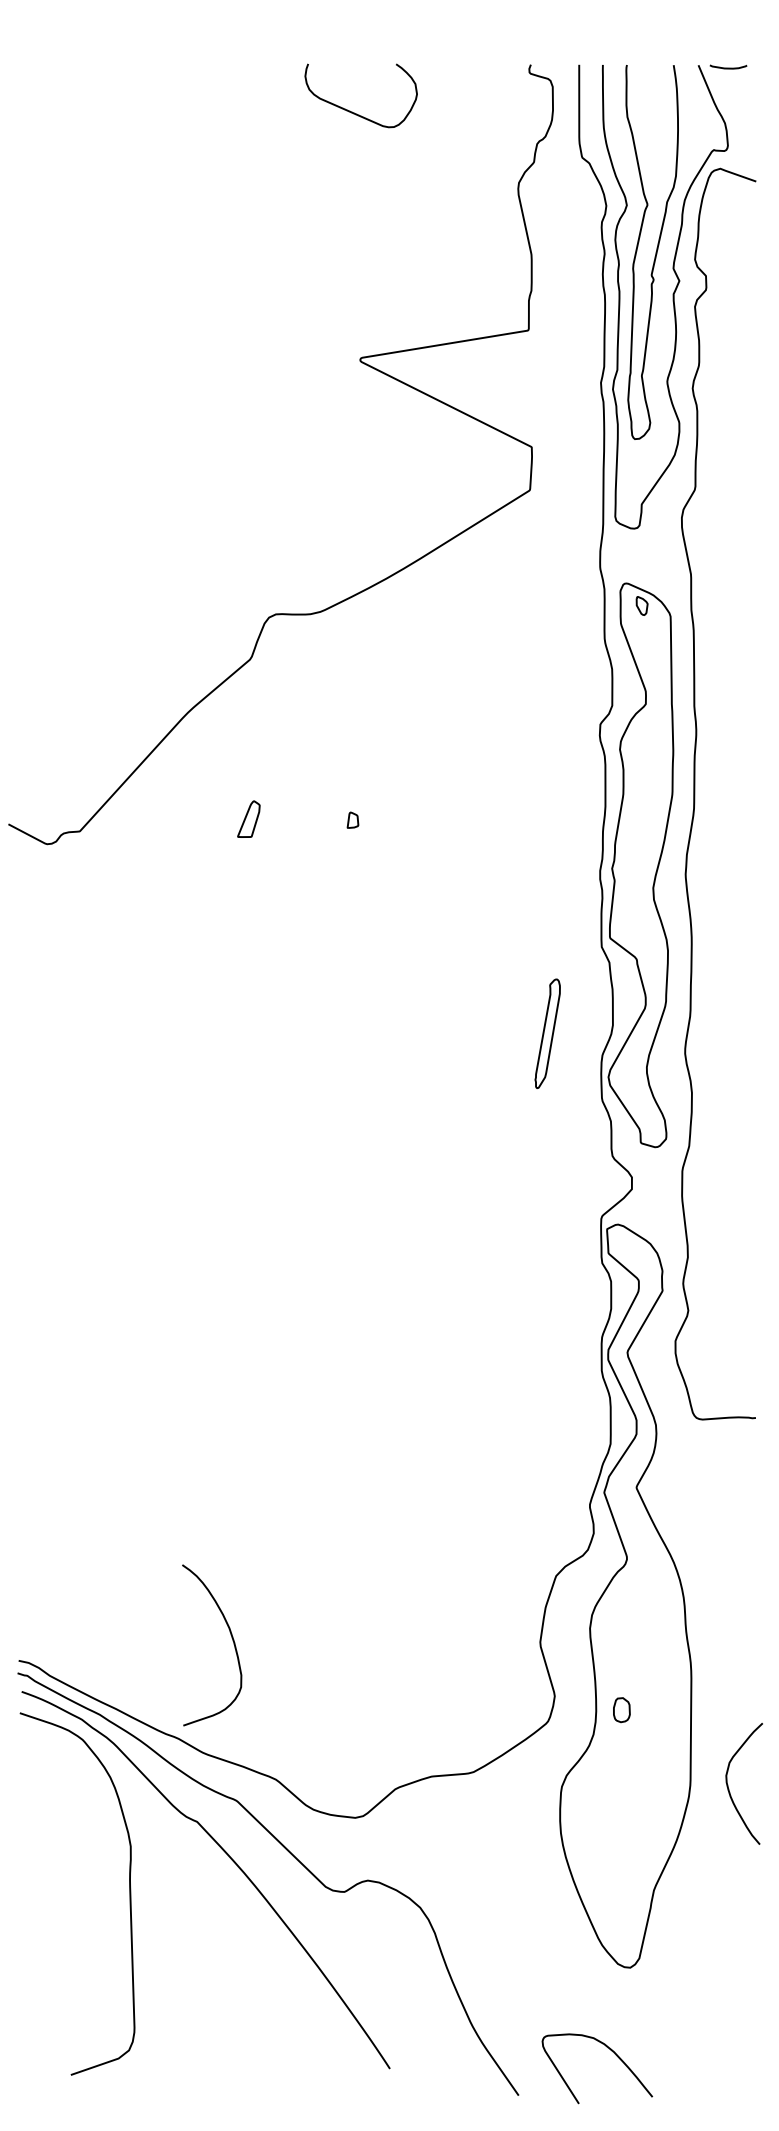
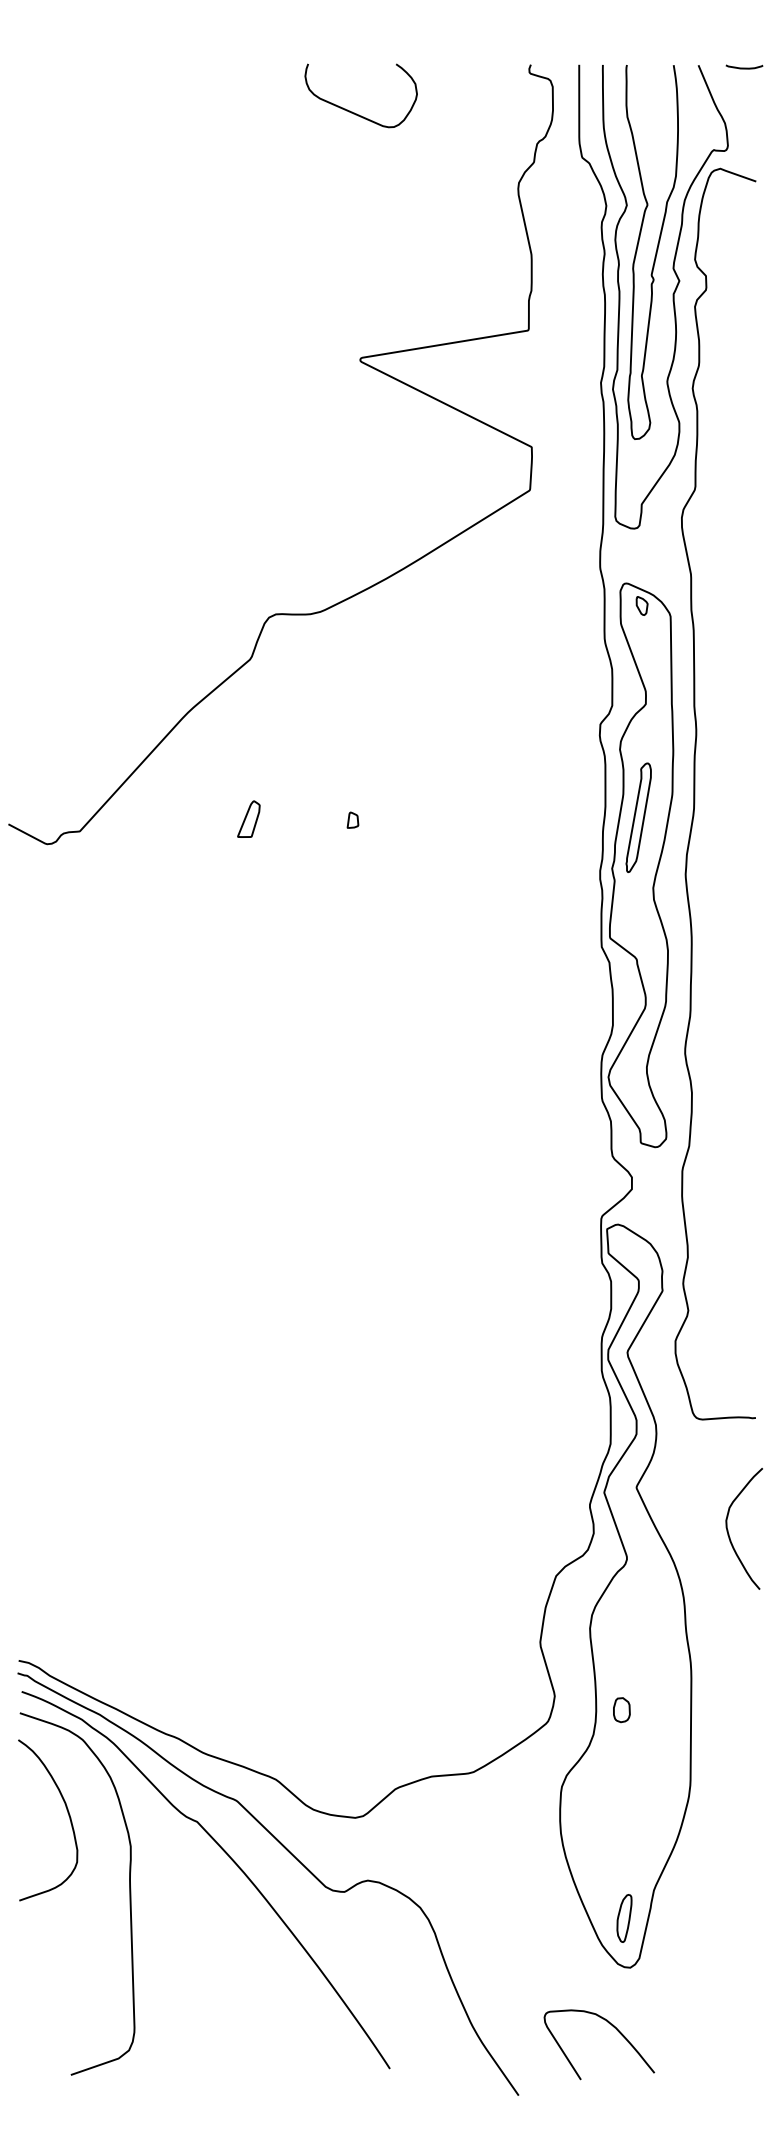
curve position: (728, 67) -> (744, 67) (744, 67)
part position: (547, 1033) -> (638, 817) (638, 817)
curve position: (231, 1638) -> (67, 1813) (67, 1813)
curve position: (729, 1788) -> (729, 1533) (729, 1533)
part: none -> present (624, 1918)
curve position: (612, 2052) -> (614, 2028) (614, 2028)
